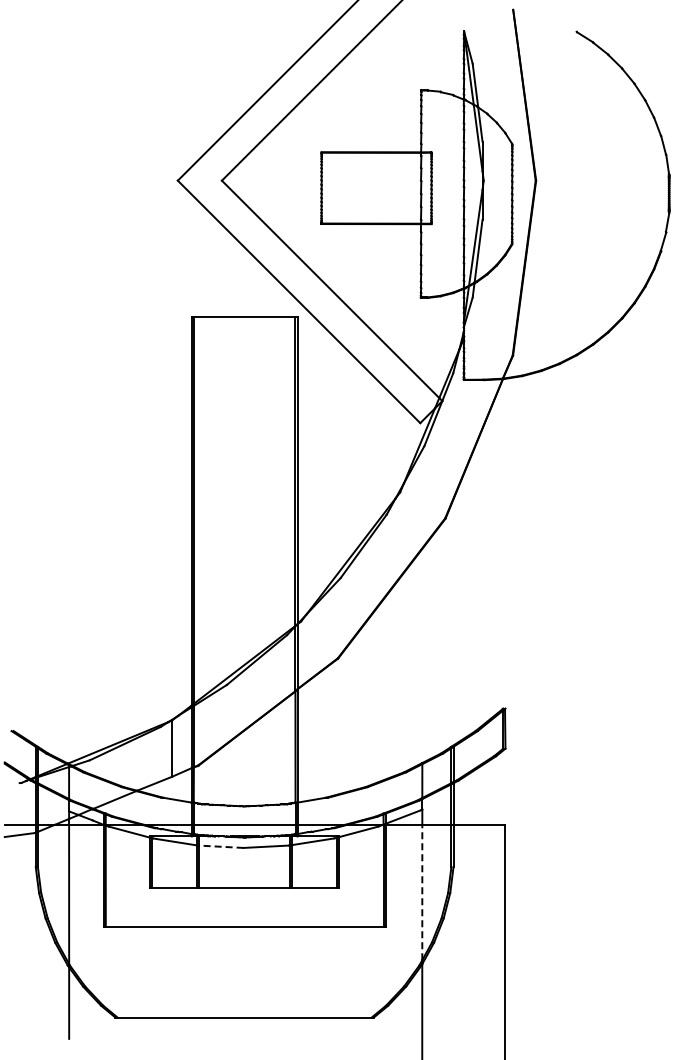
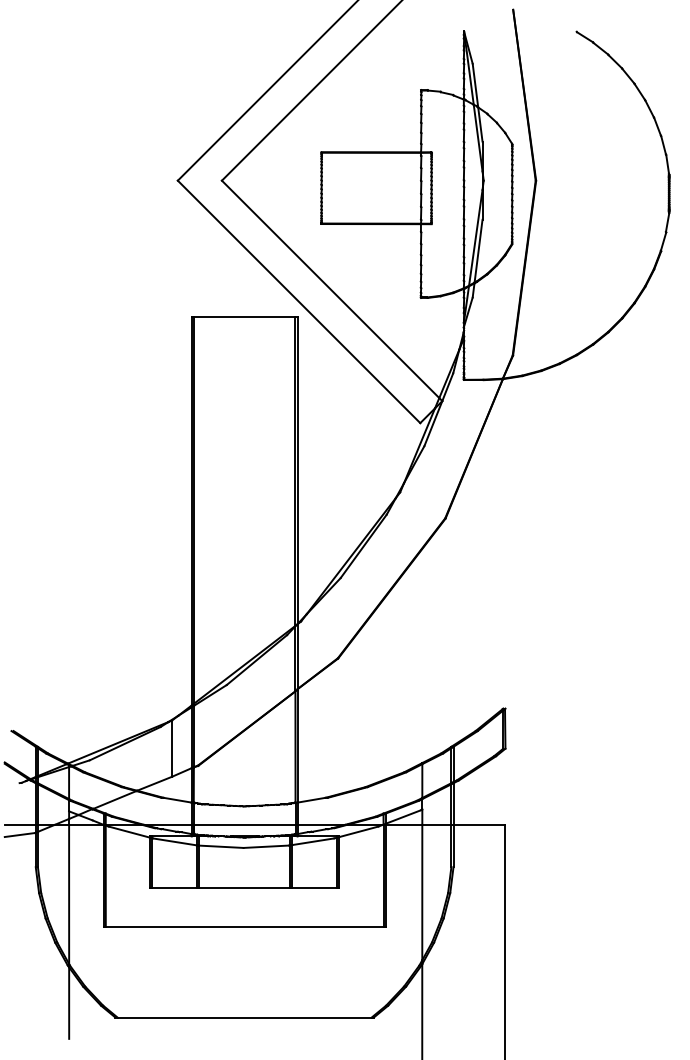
line: dashed -> solid (220, 846)
line: dashed -> solid (422, 892)
